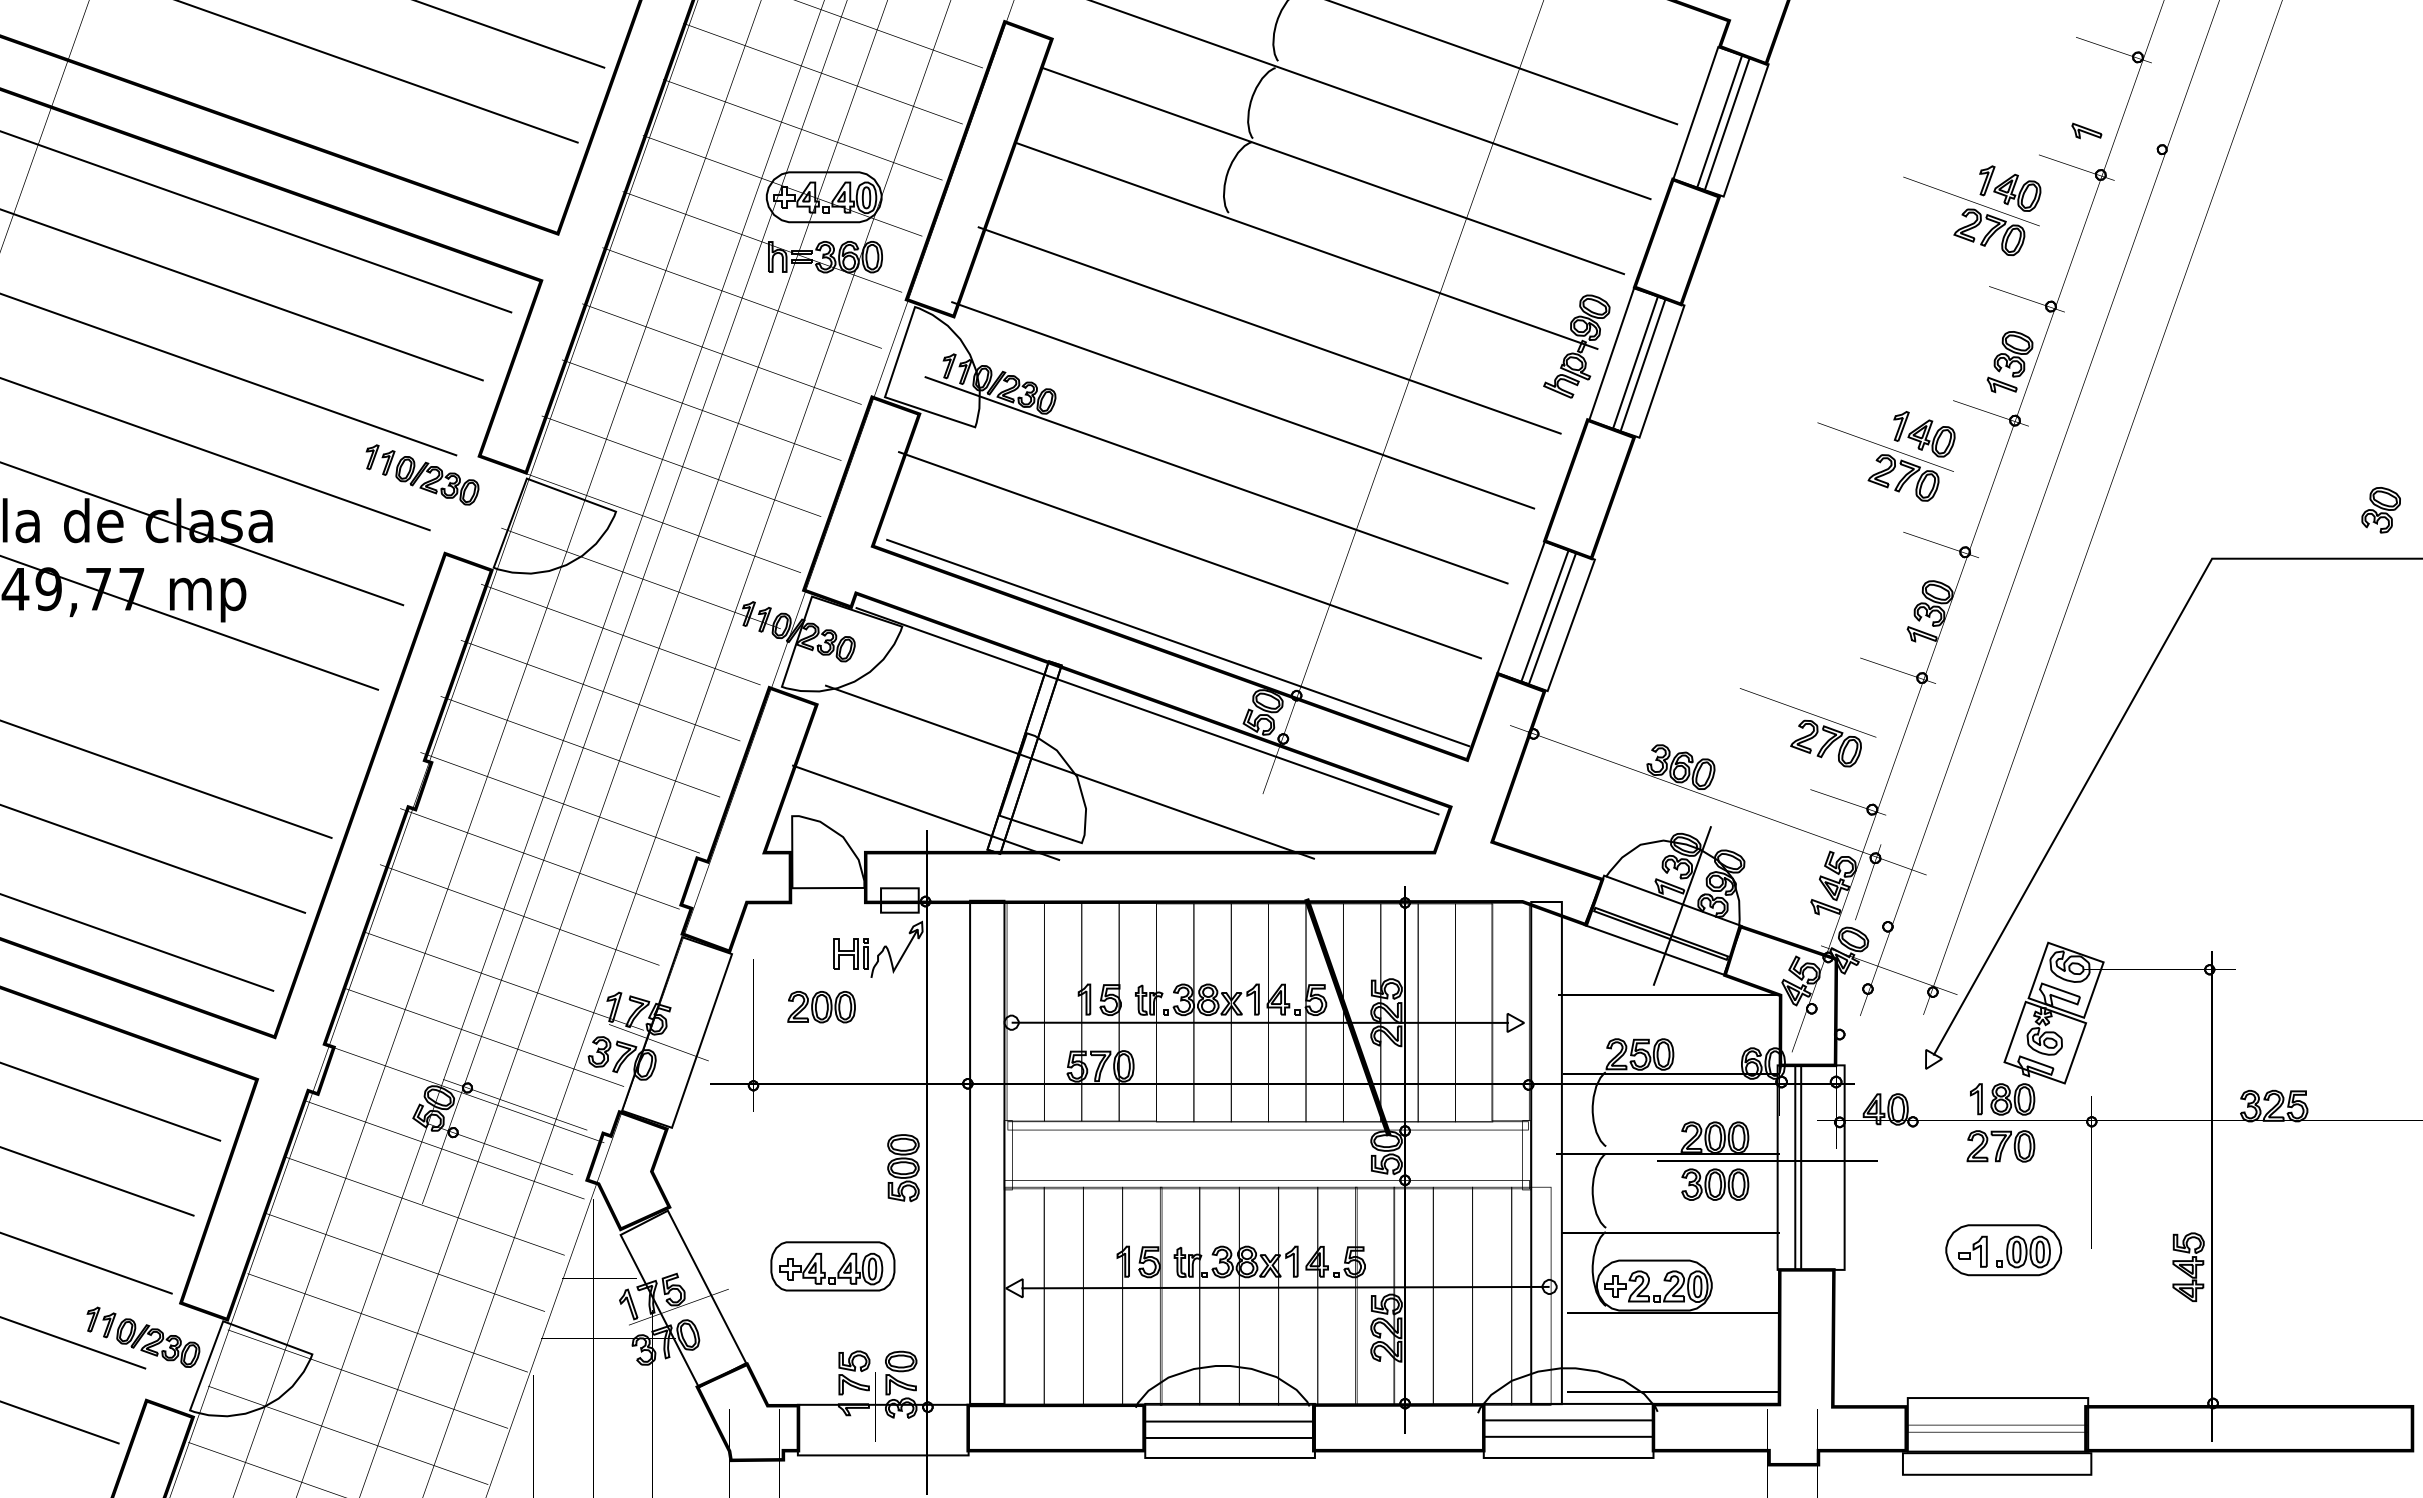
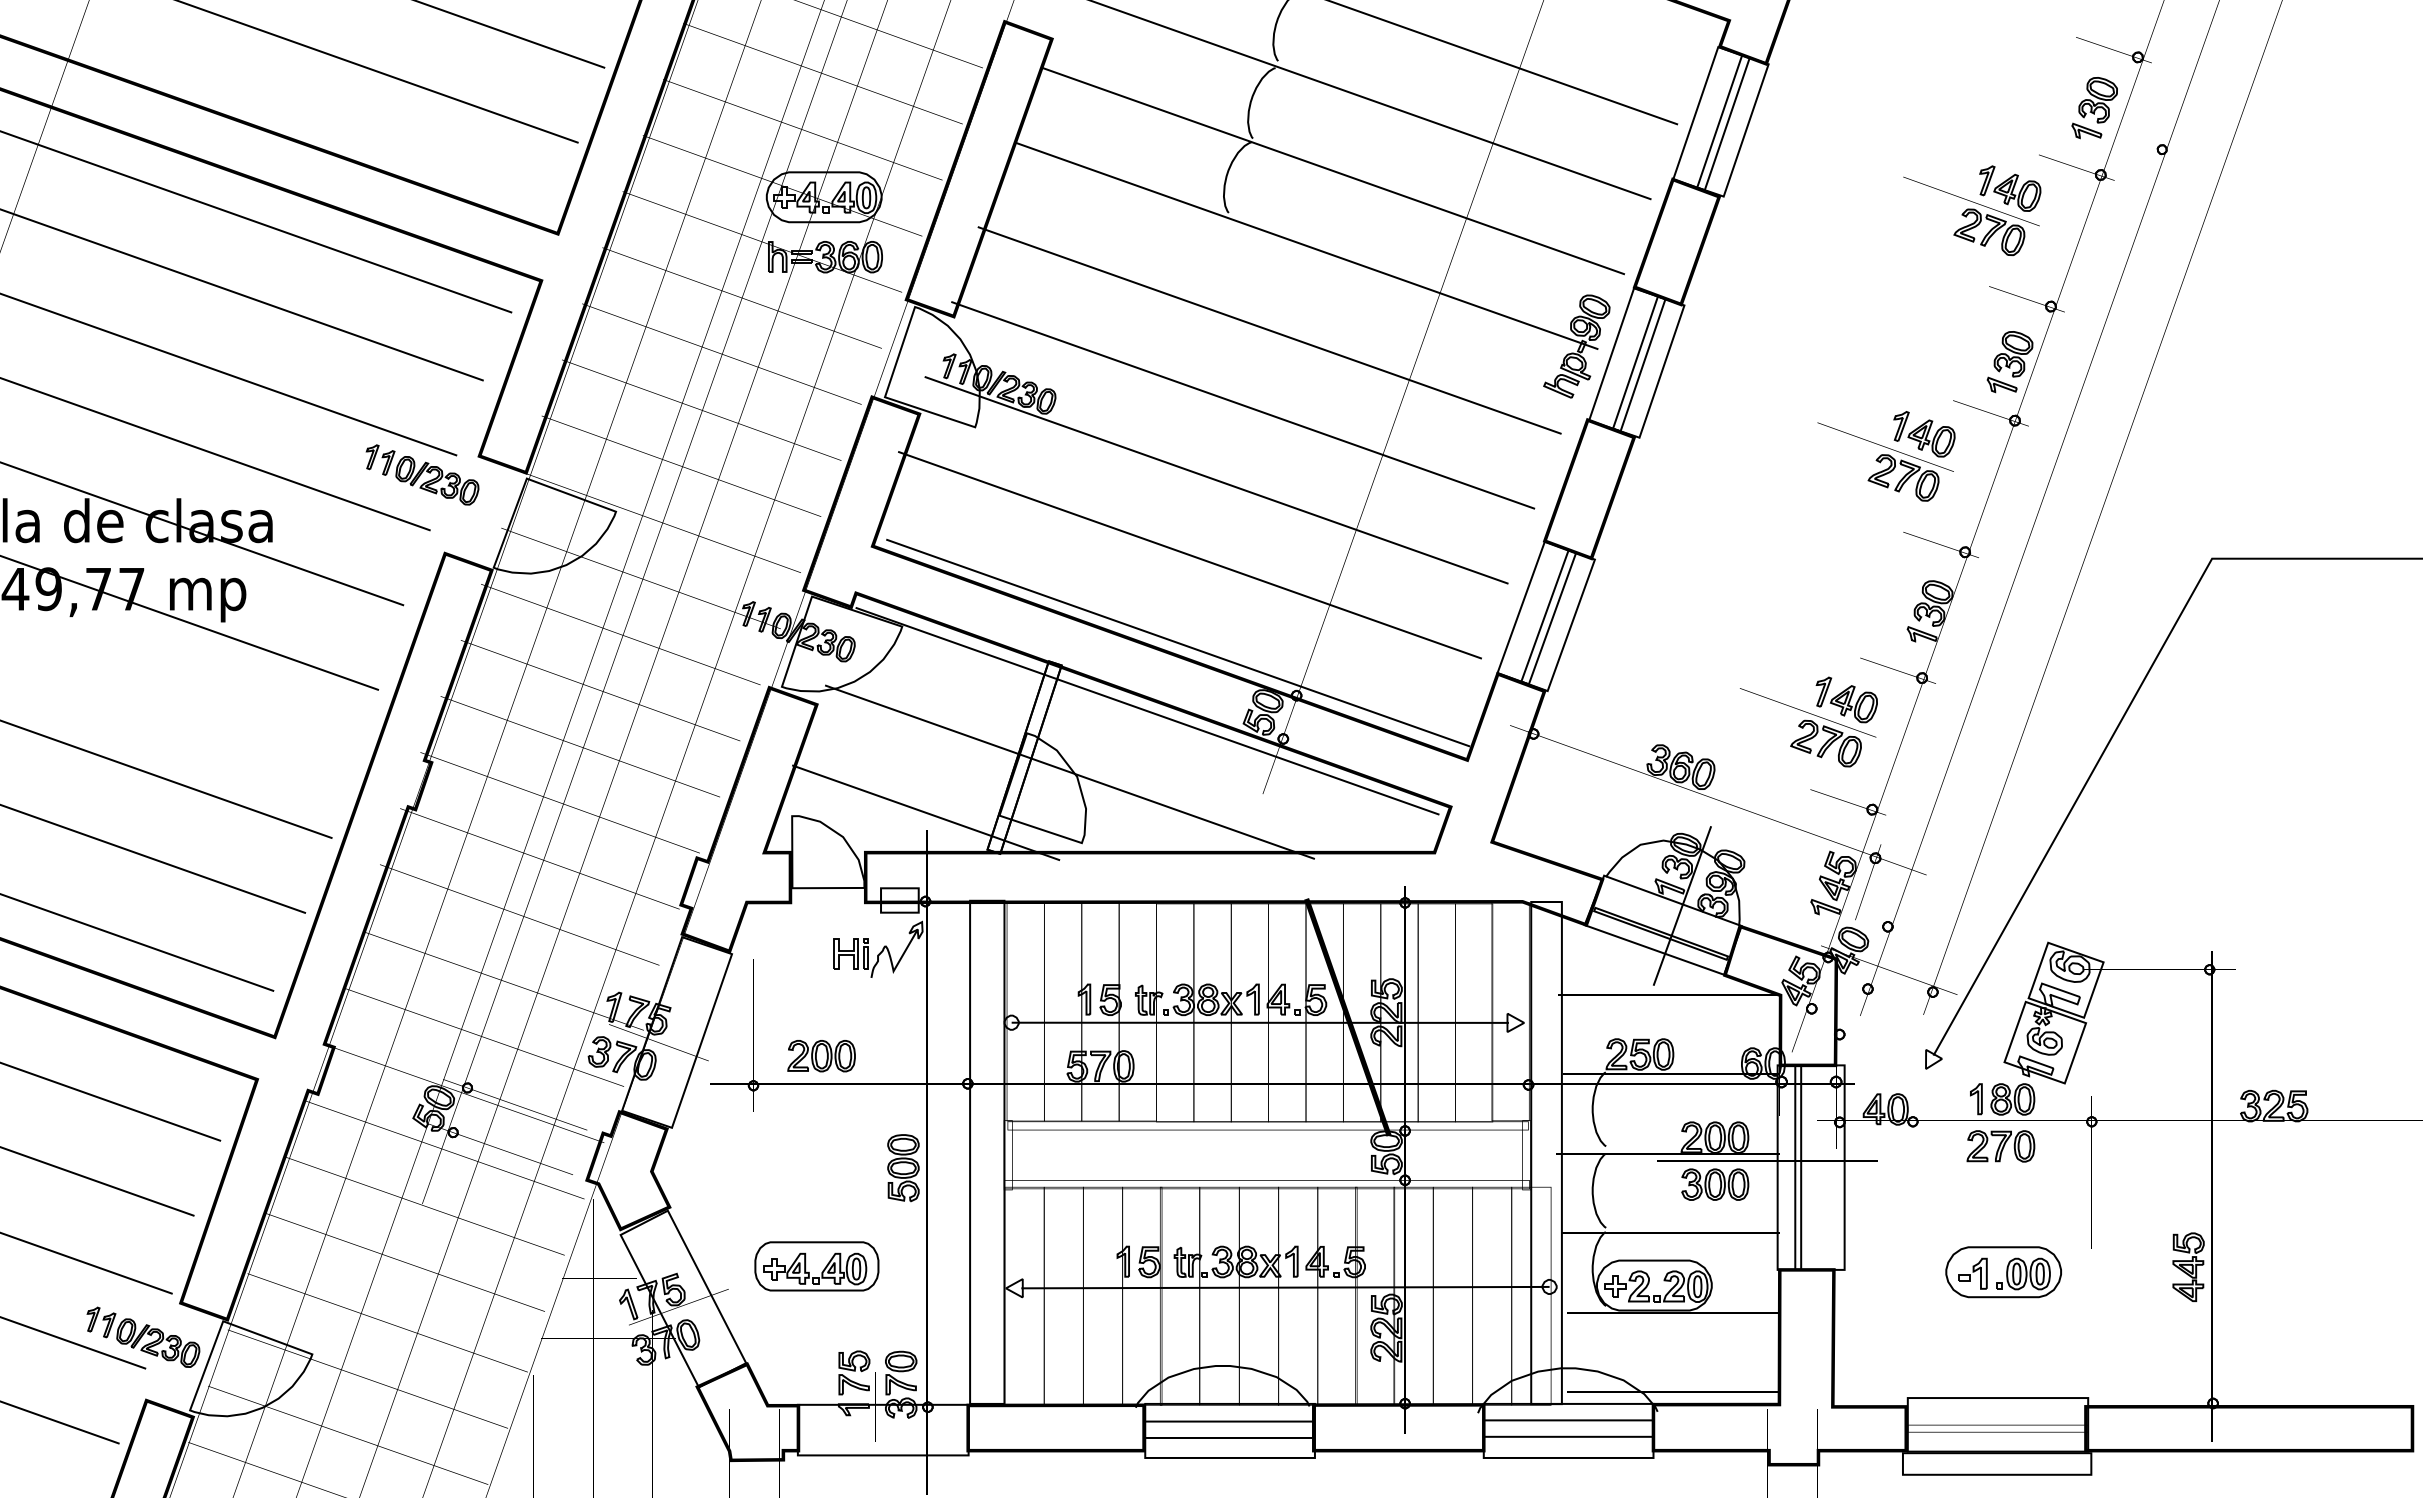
part position: (2380, 510) -> (2097, 100) (2097, 100)
part: none -> present (1846, 699)
part position: (821, 1007) -> (821, 1056) (821, 1056)
part position: (2003, 1250) -> (2003, 1272) (2003, 1272)
part position: (832, 1266) -> (816, 1266) (816, 1266)
